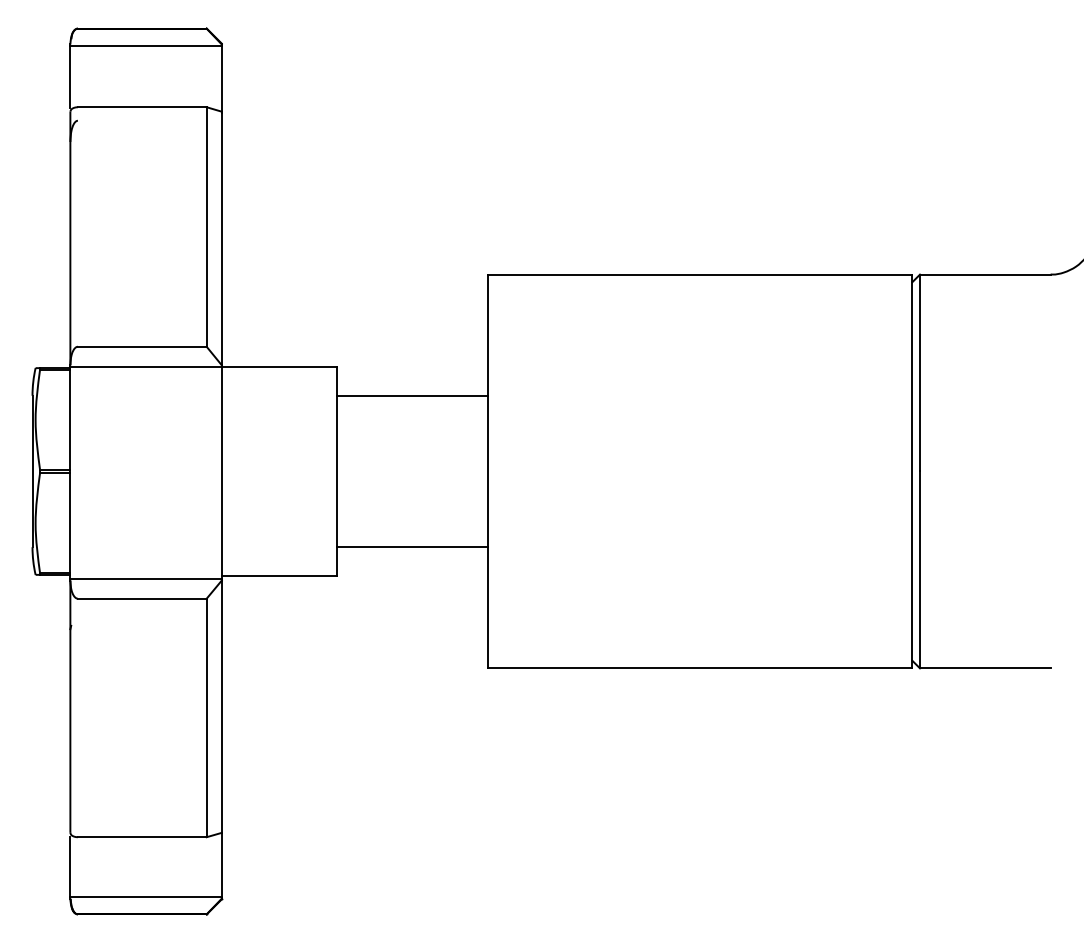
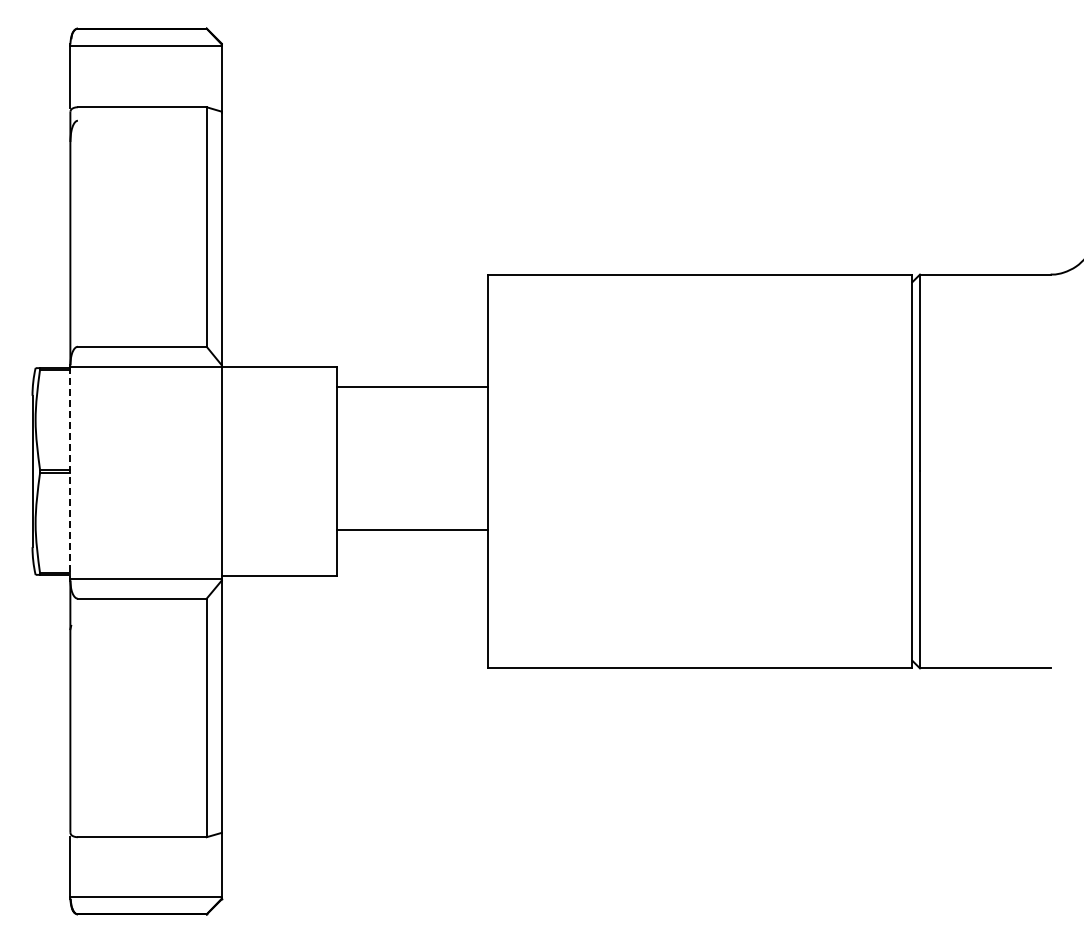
line position: (412, 395) -> (412, 386) (412, 386)
line: solid -> dashed (70, 473)
line position: (412, 547) -> (412, 530) (412, 530)
